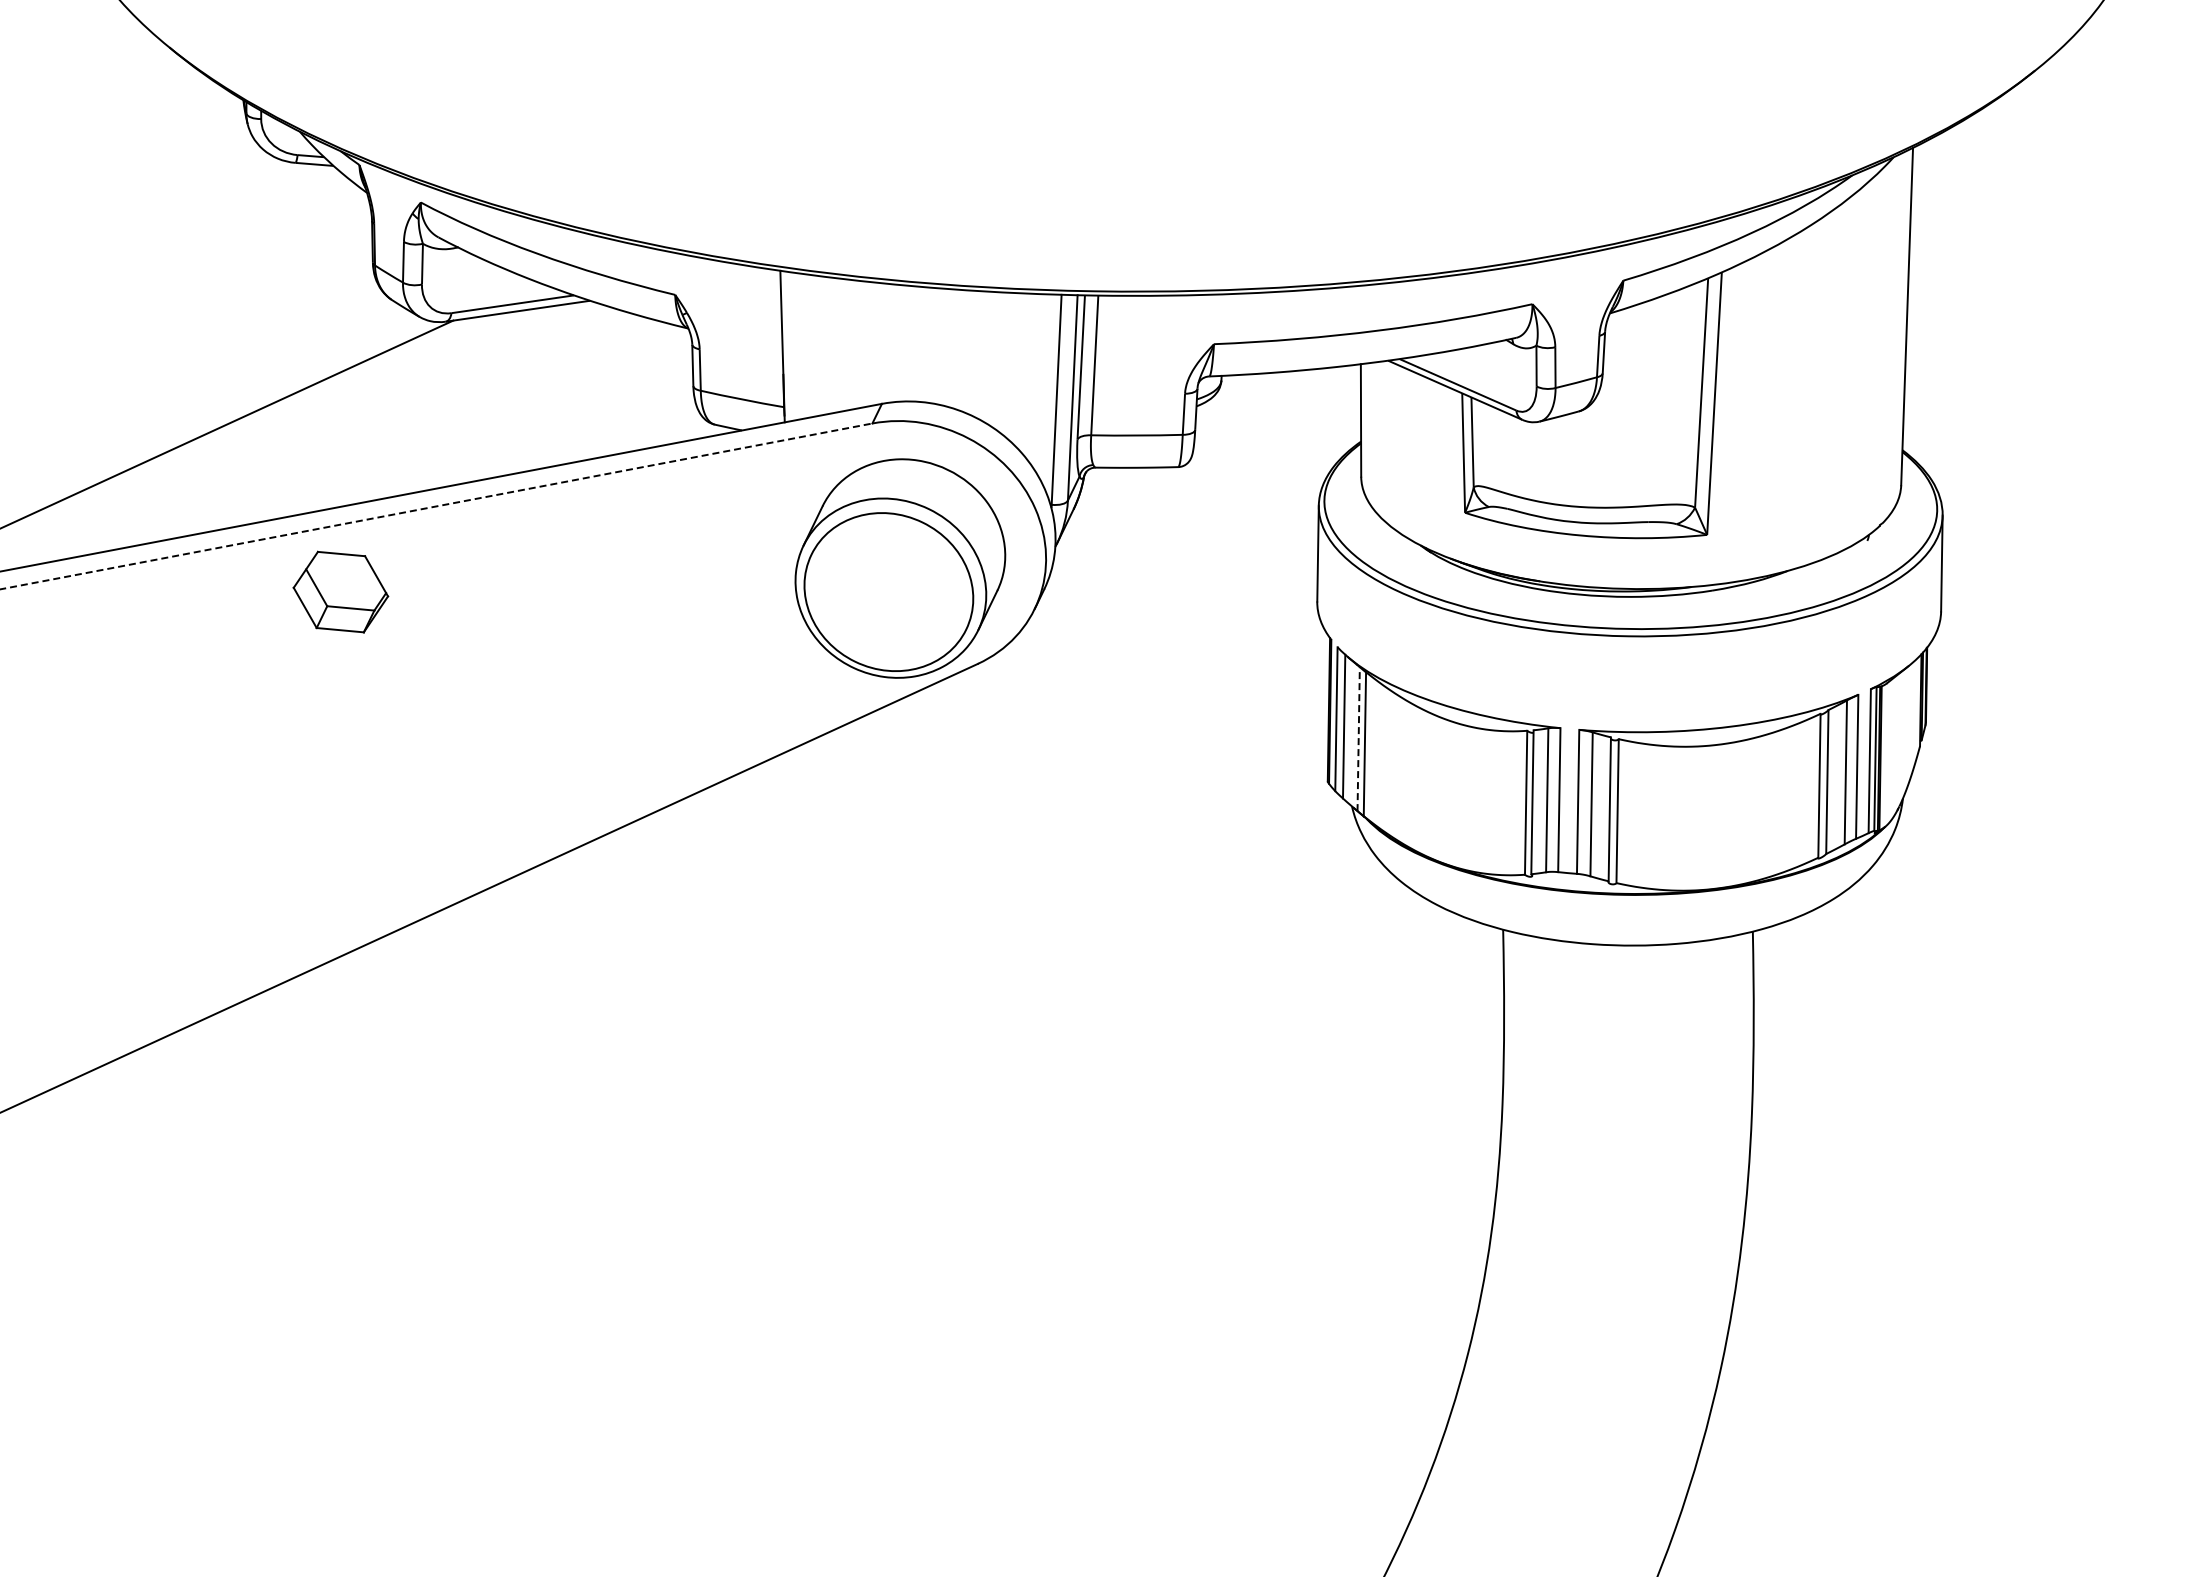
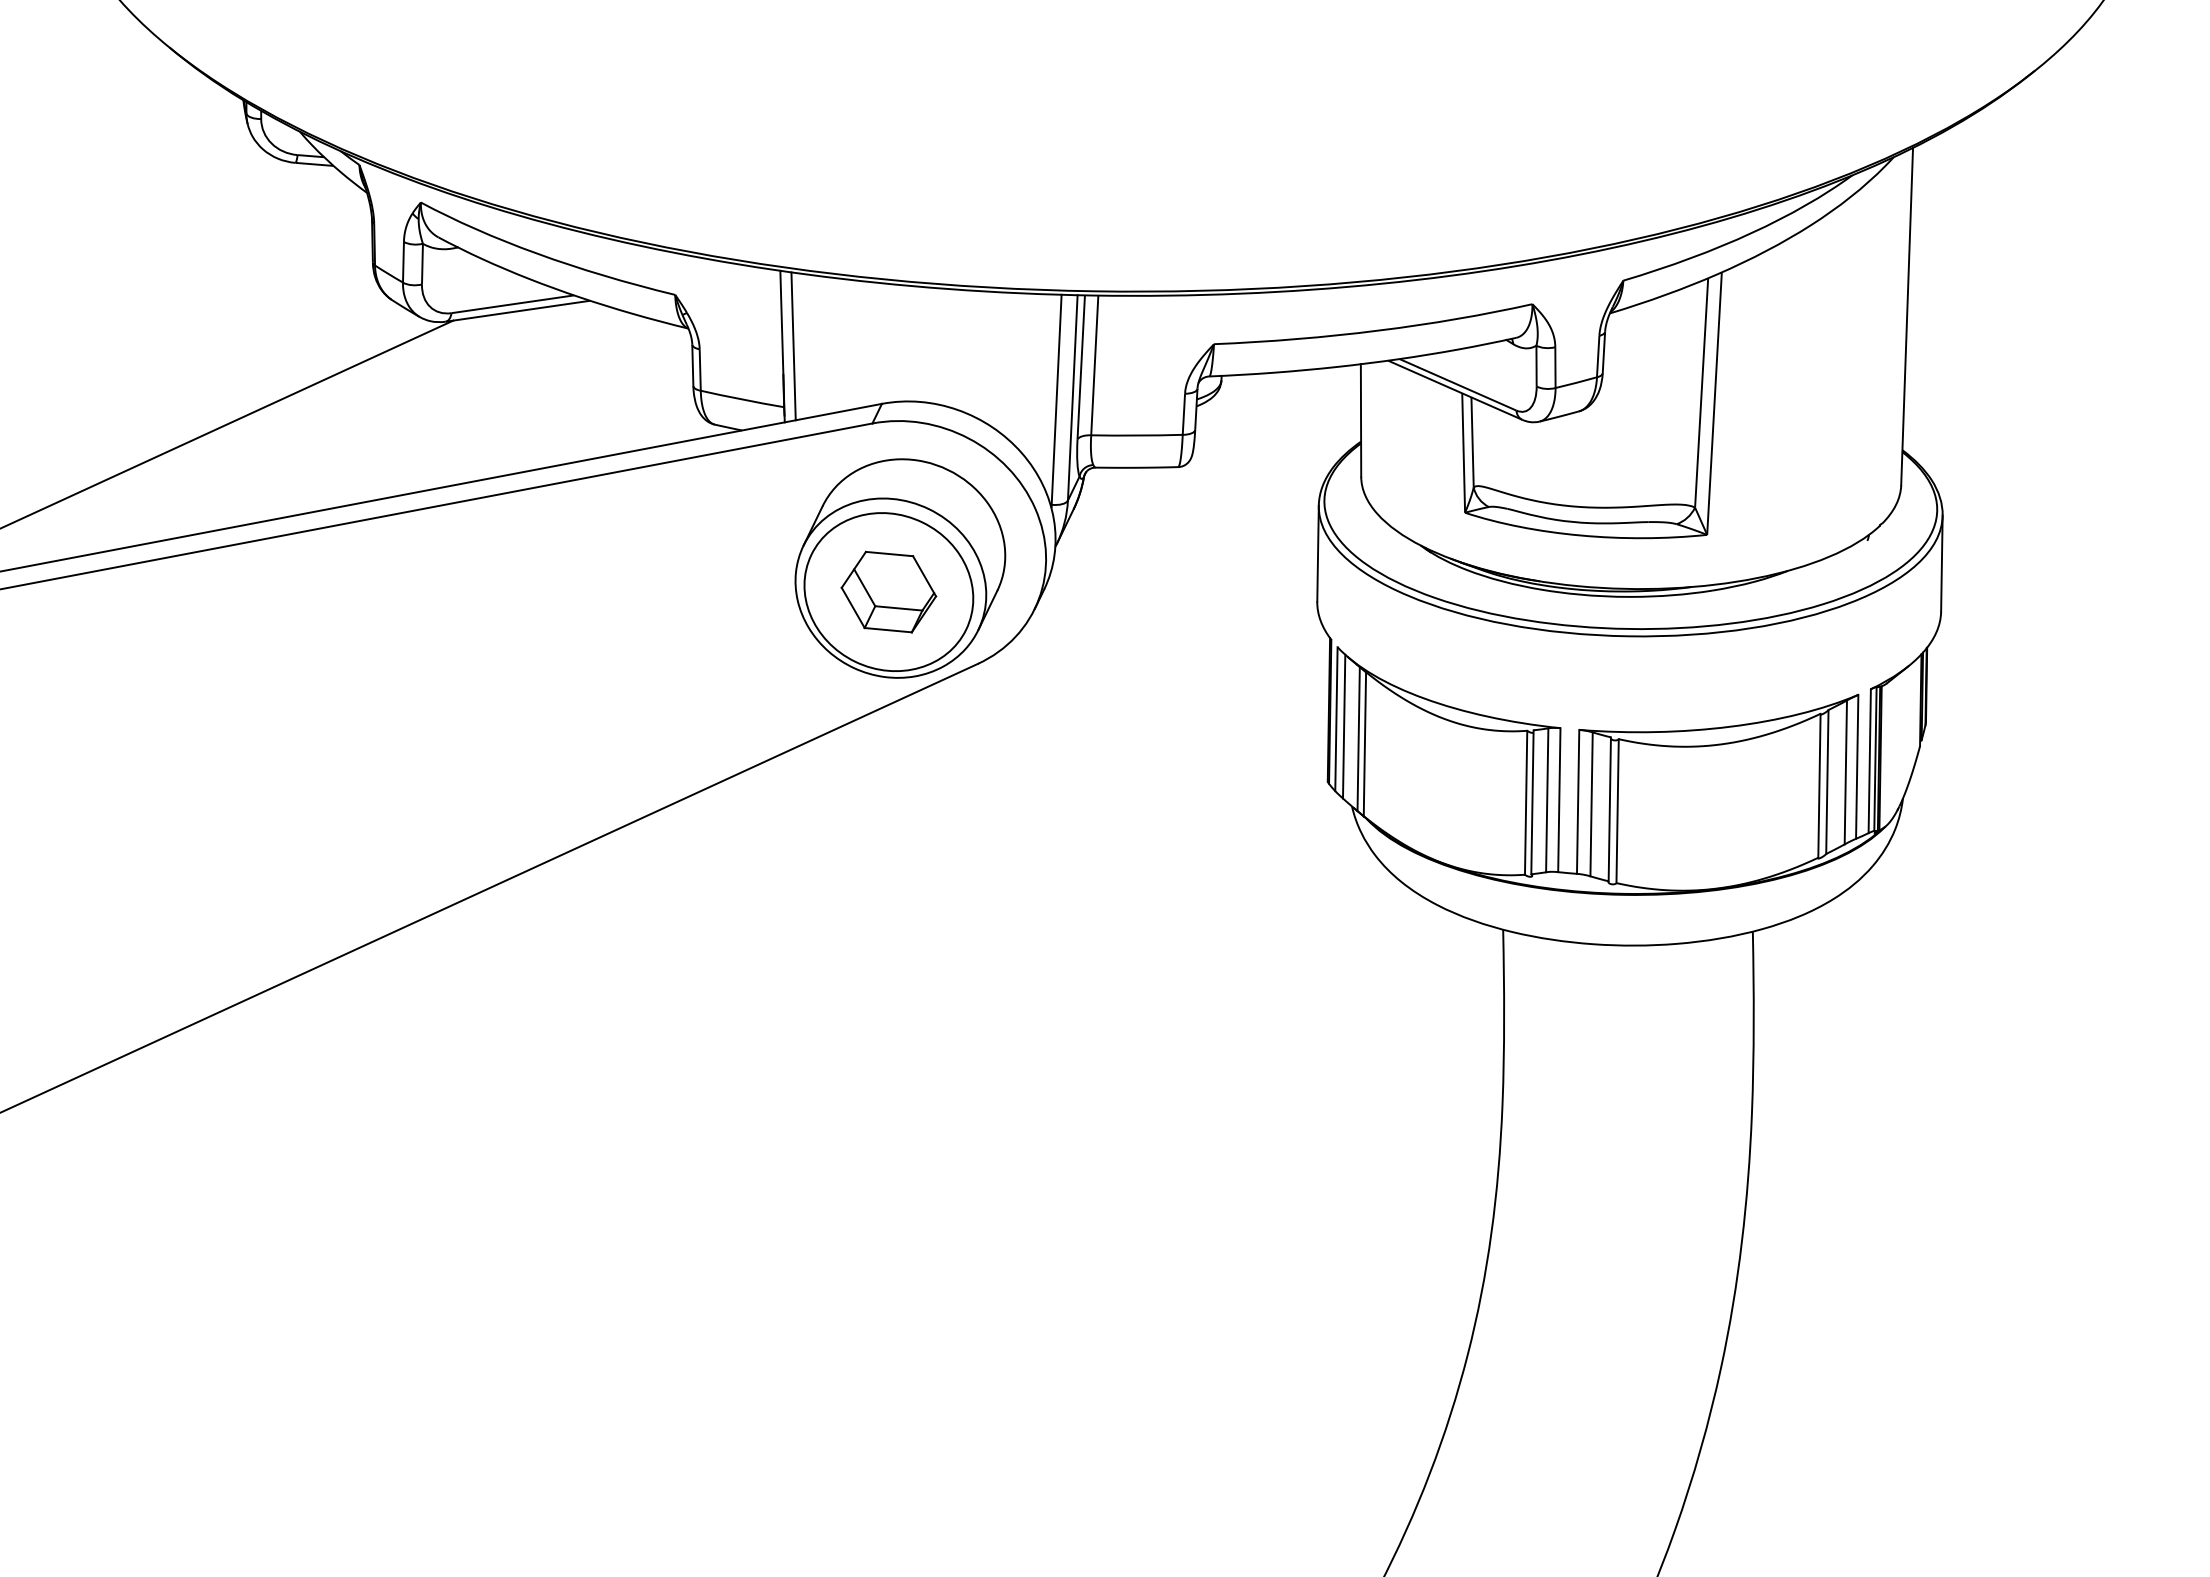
line: none -> present (793, 346)
line: dashed -> solid (436, 506)
part position: (340, 591) -> (888, 591) (888, 591)
line: dashed -> solid (1358, 739)
